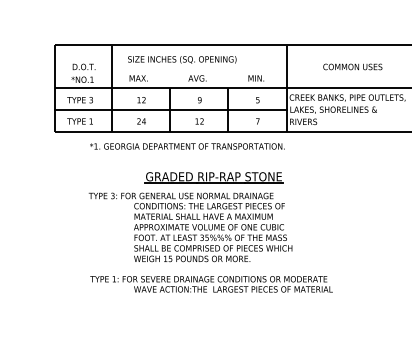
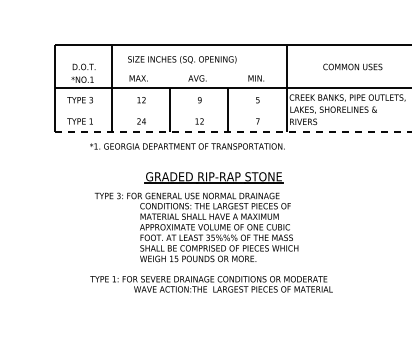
line: present -> none (170, 109)
line: solid -> dashed (233, 131)
text position: (190, 227) -> (196, 227) (196, 227)
